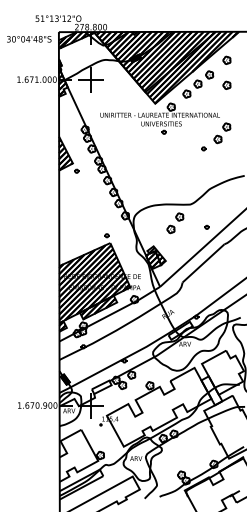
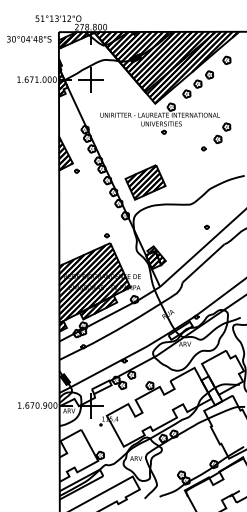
part: present -> none (226, 84)
part: none -> present (145, 182)
part: present -> none (175, 223)
